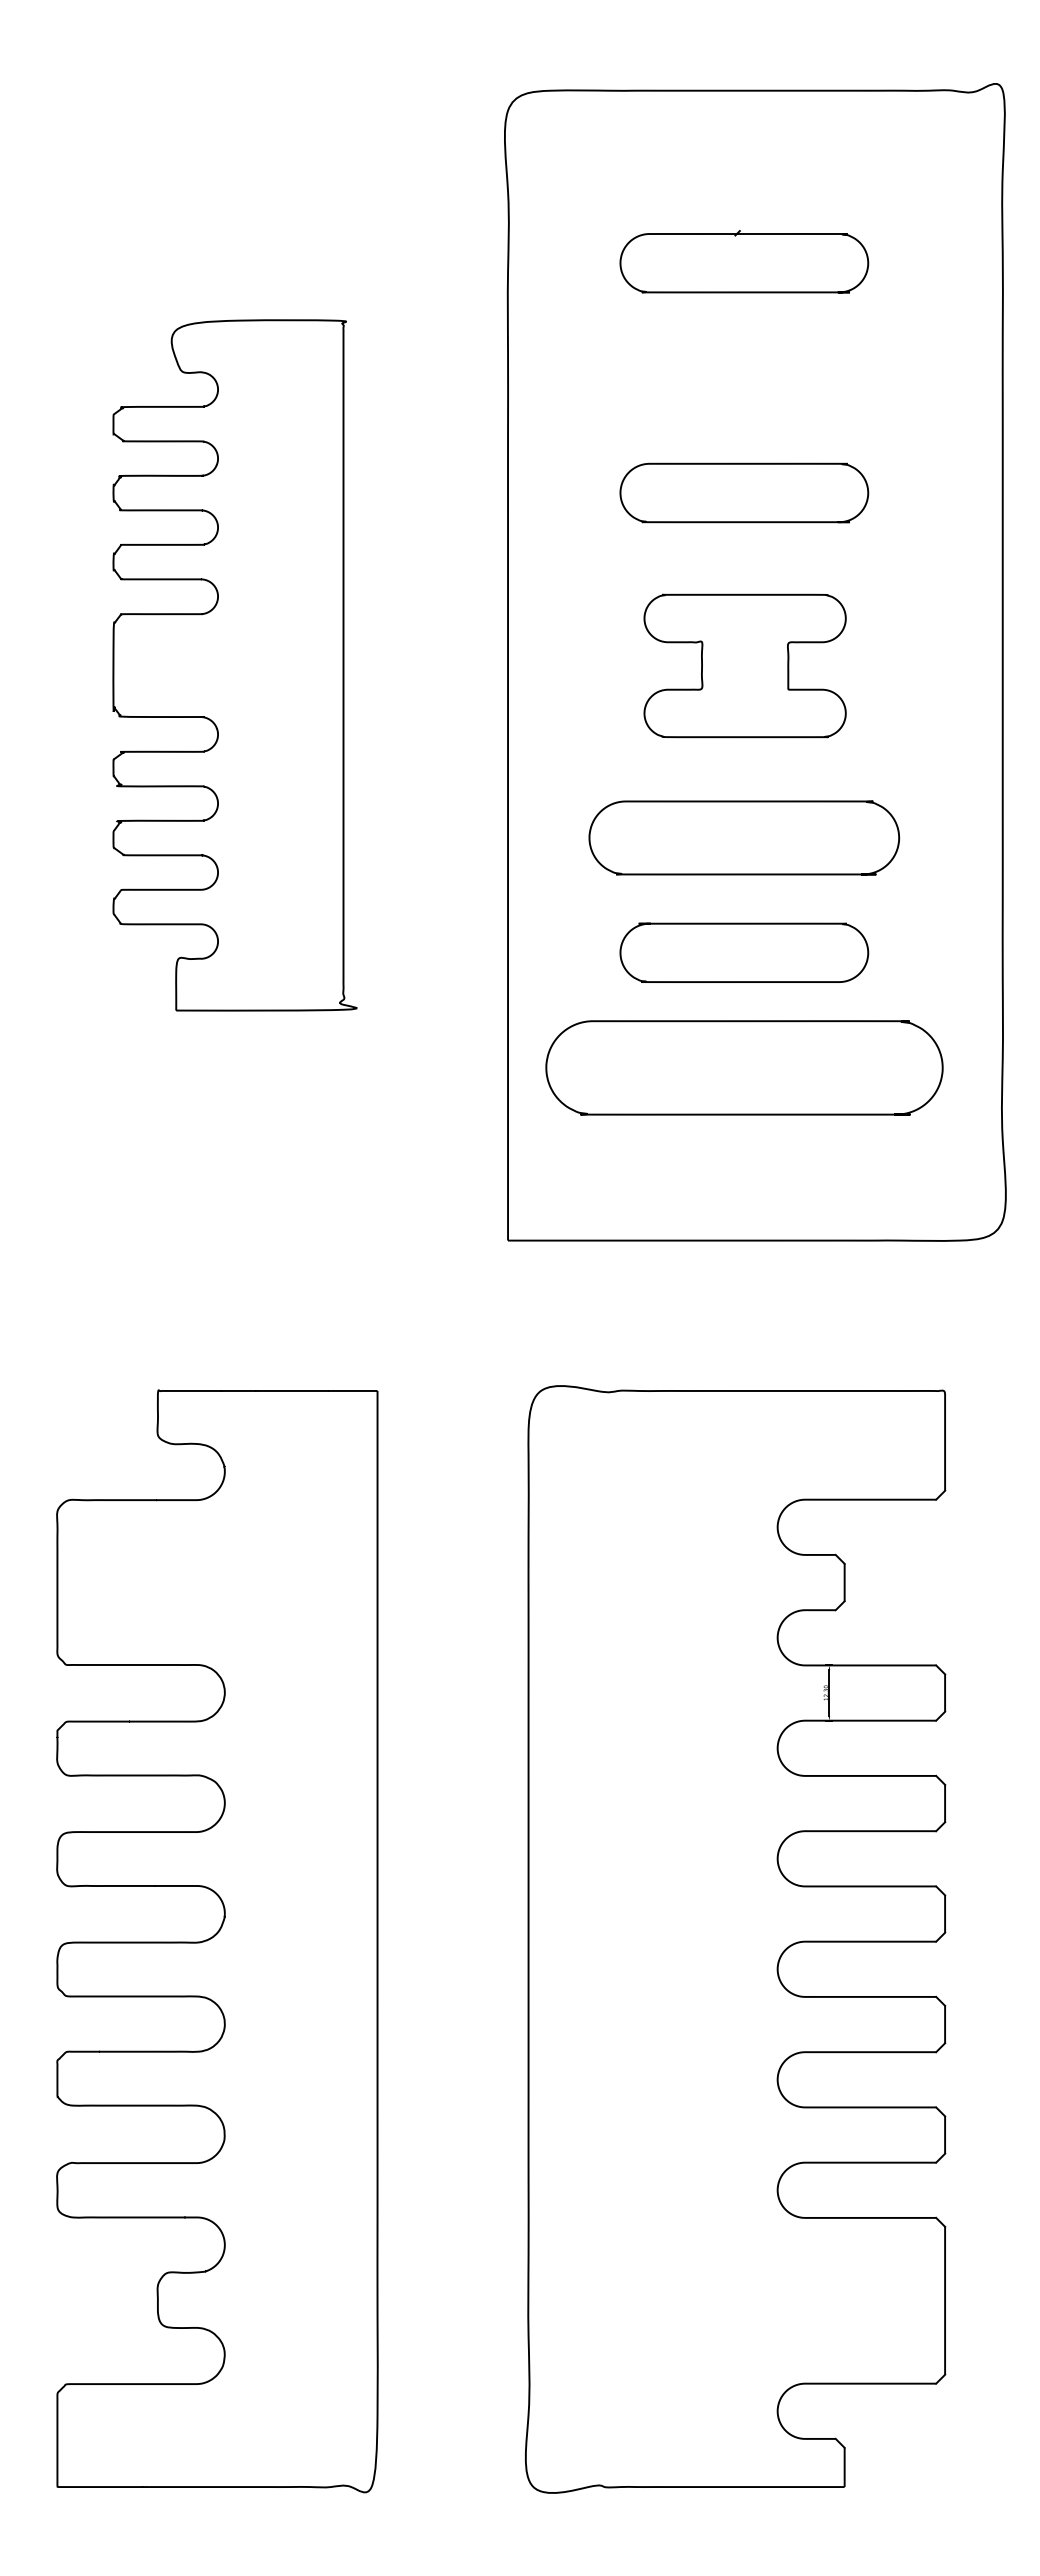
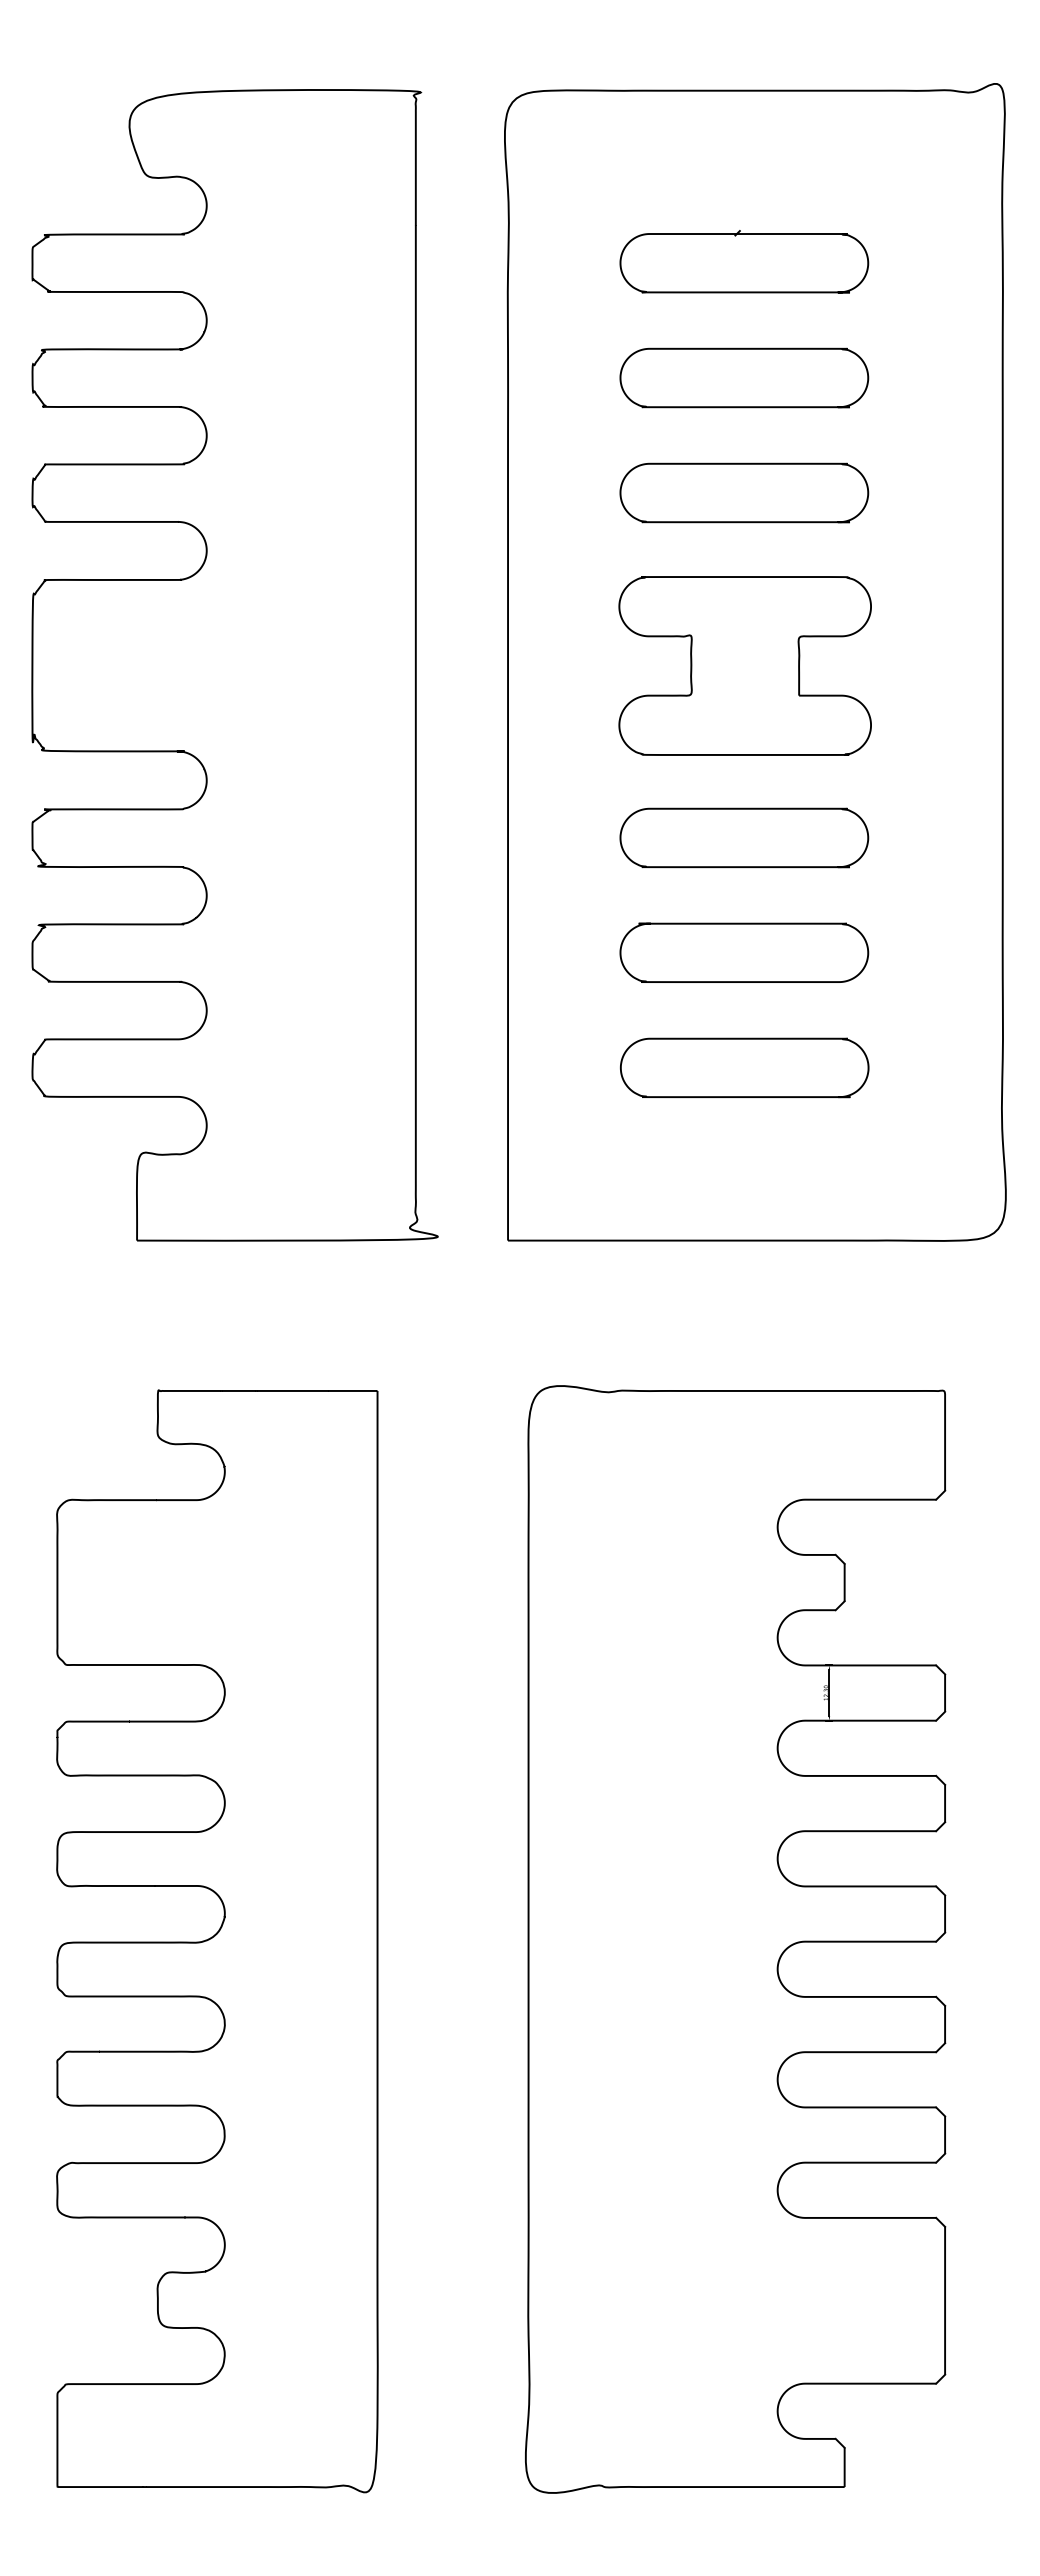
part: none -> present (744, 377)
part size: 246x693 px -> 408x1153 px (234, 665)
part size: 204x146 px -> 254x180 px (744, 665)
part size: 312x76 px -> 251x62 px (744, 837)
part size: 399x96 px -> 250x62 px (744, 1067)
